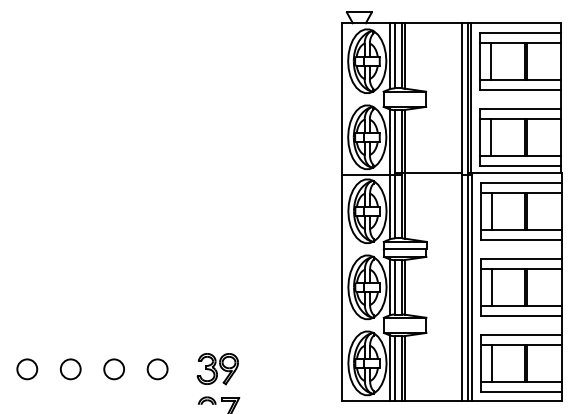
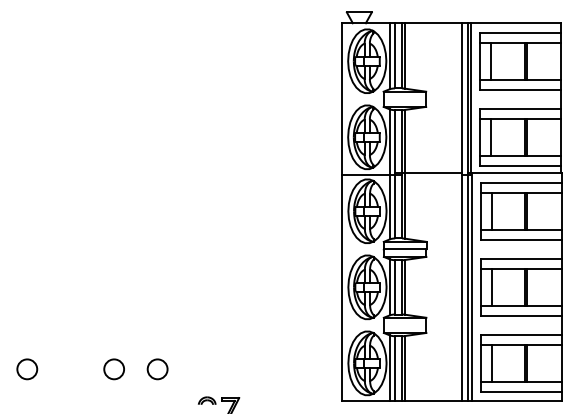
circle: present -> none (70, 369)
part: present -> none (217, 369)
